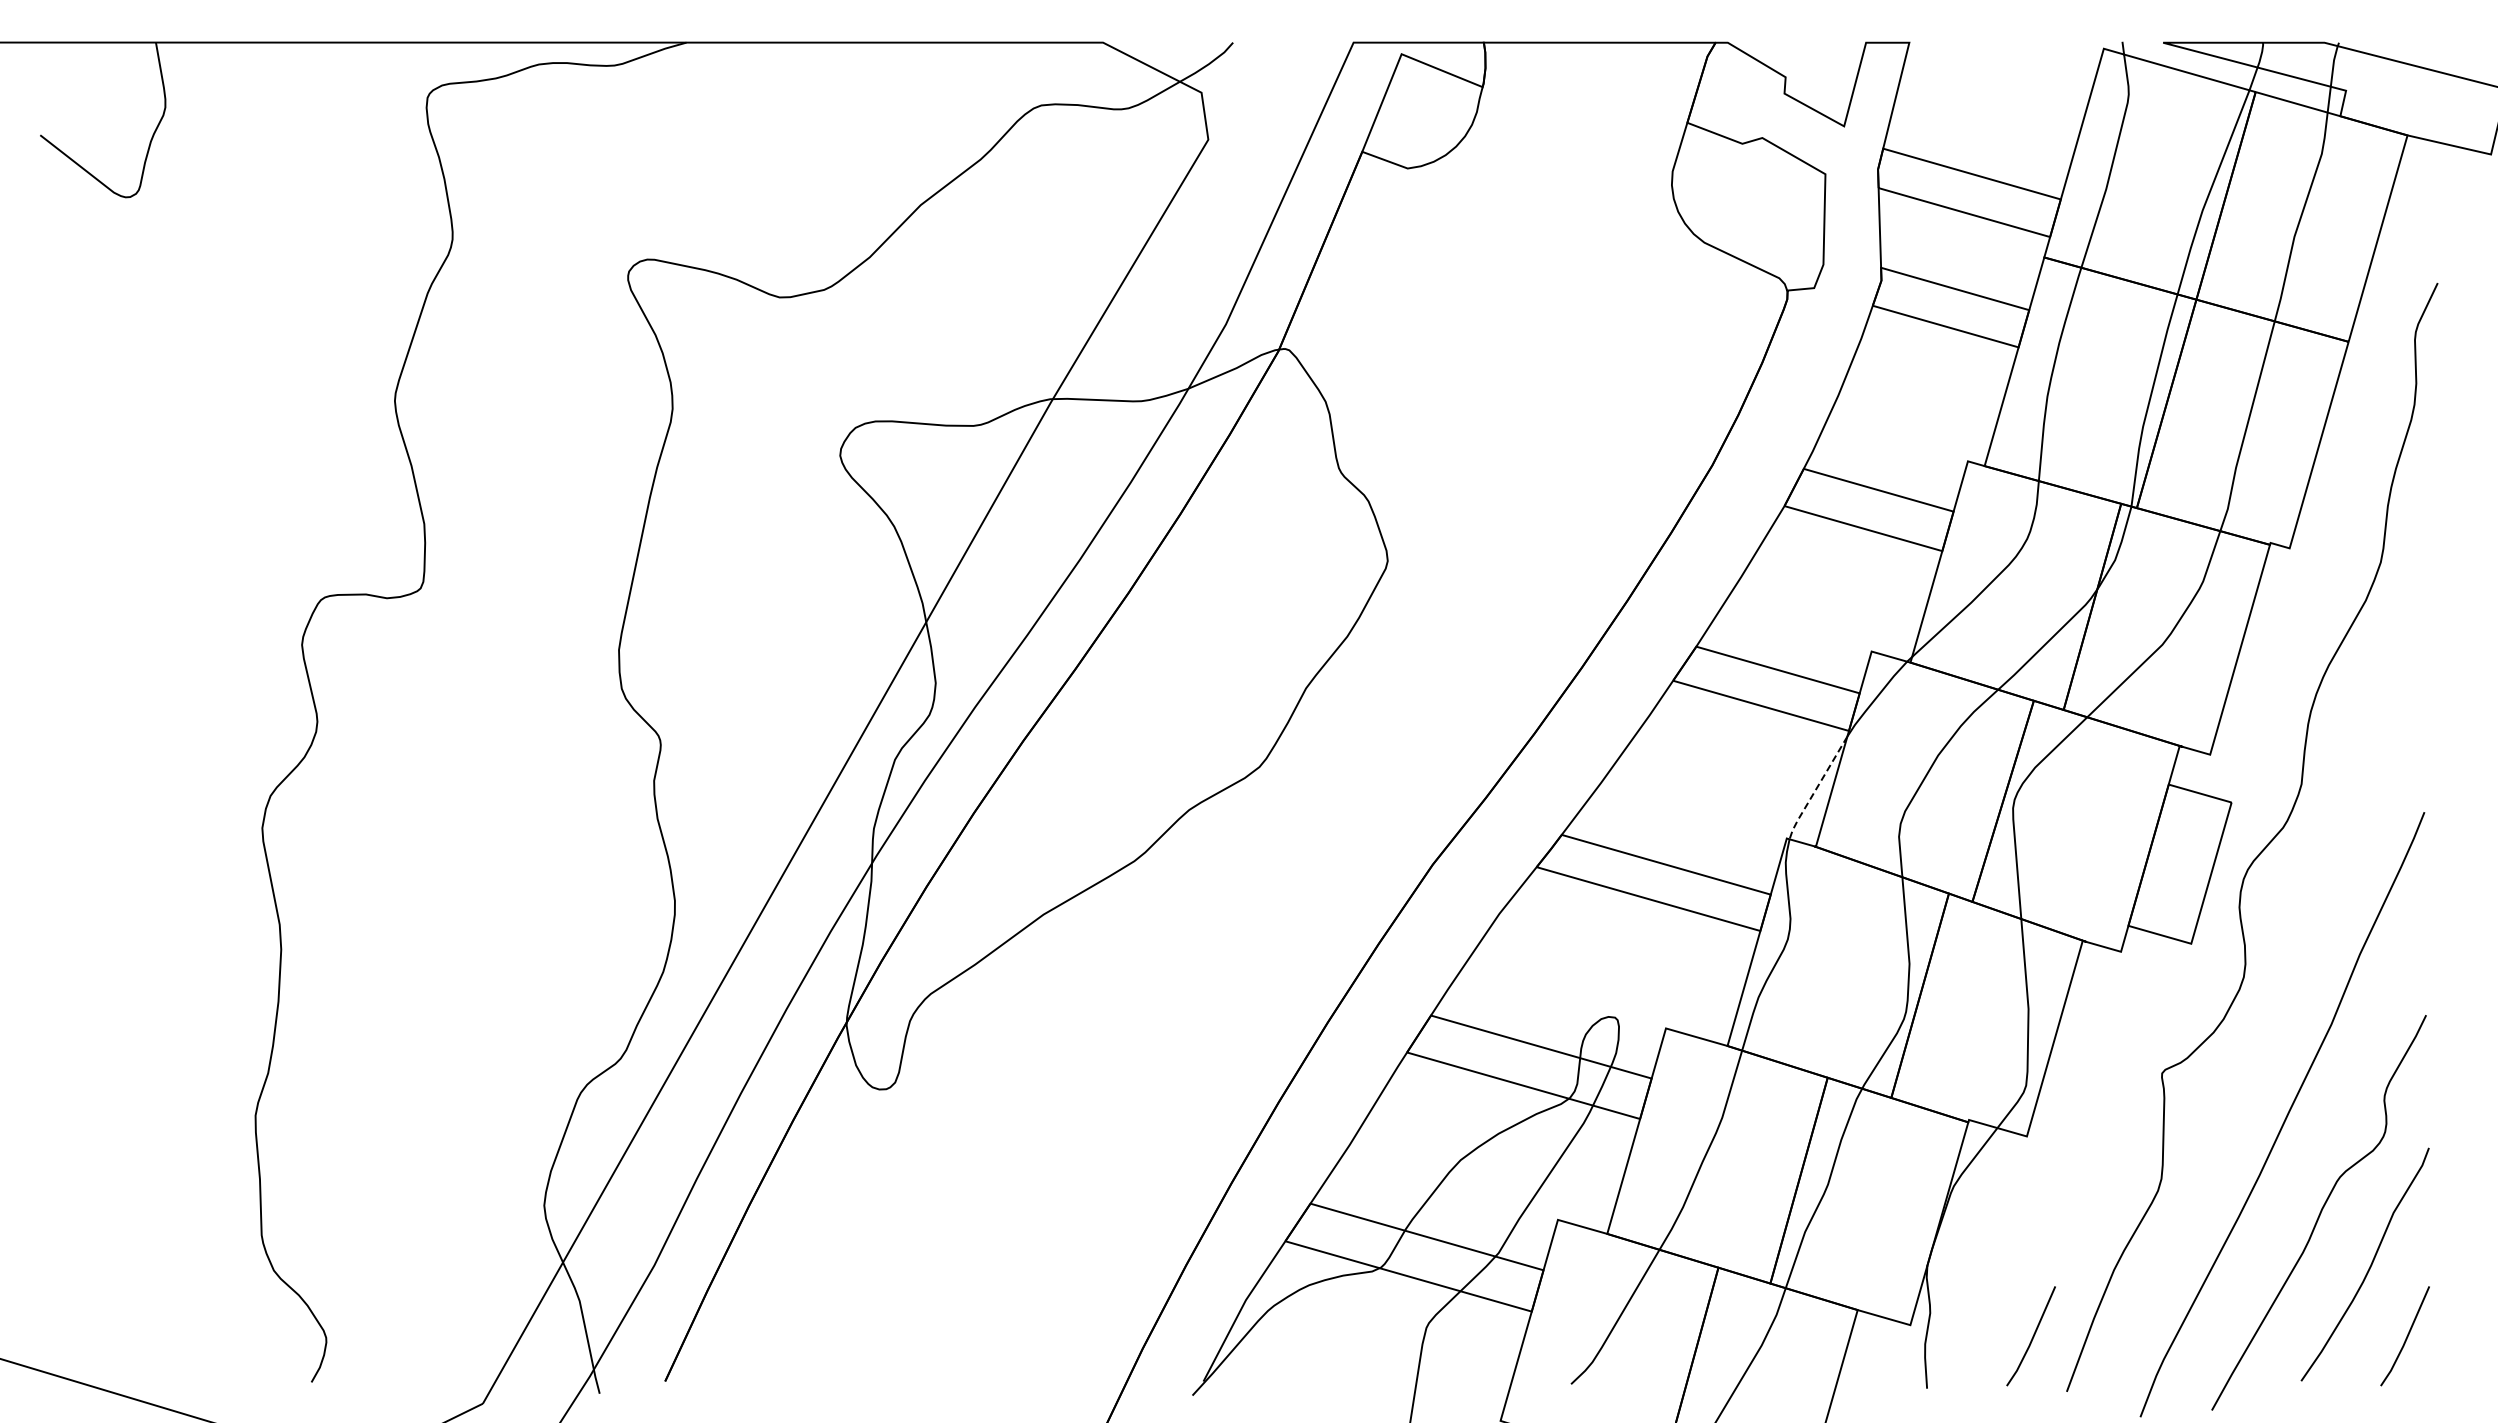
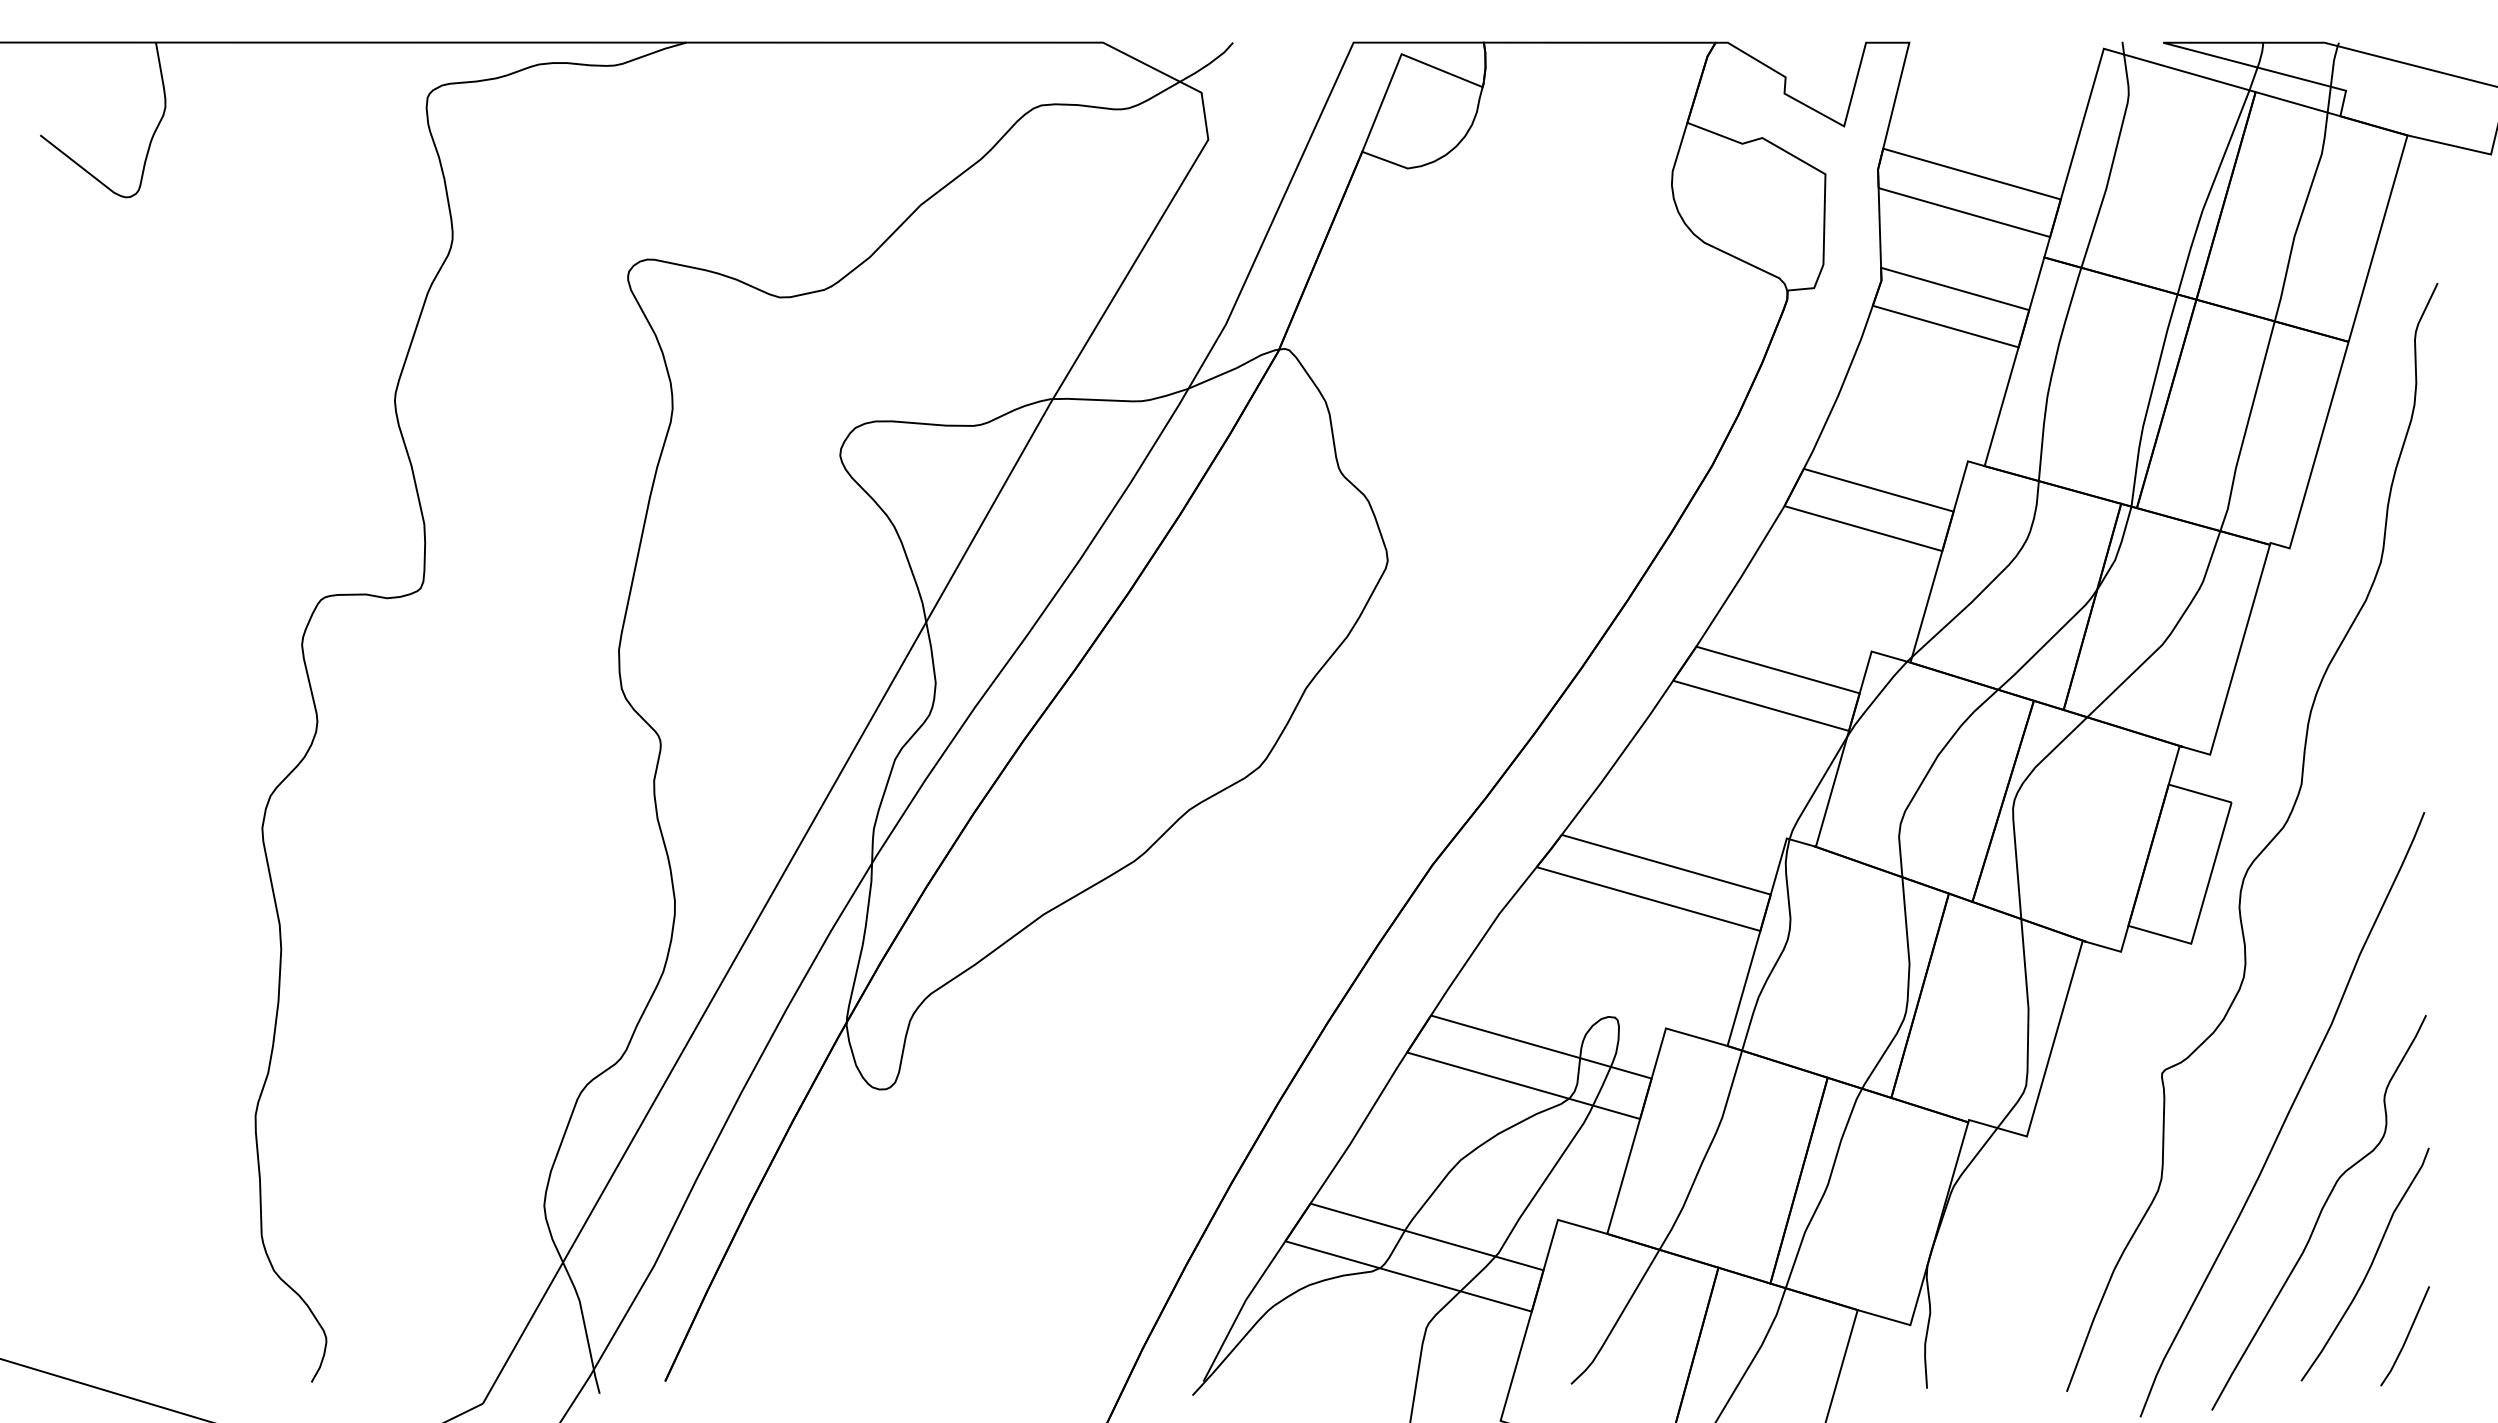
line: dashed -> solid (1816, 788)
line: present -> none (2032, 1336)
